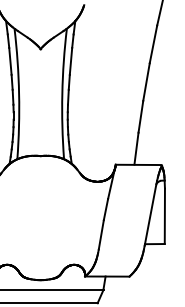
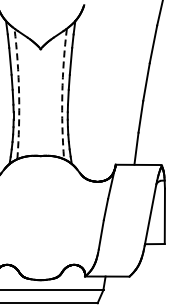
arc: solid -> dashed (19, 93)
arc: solid -> dashed (62, 93)
